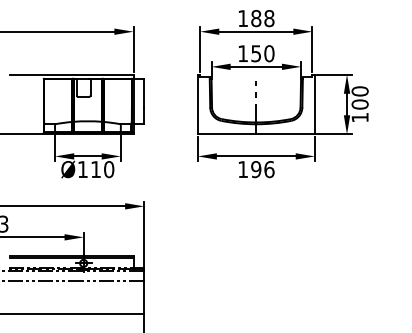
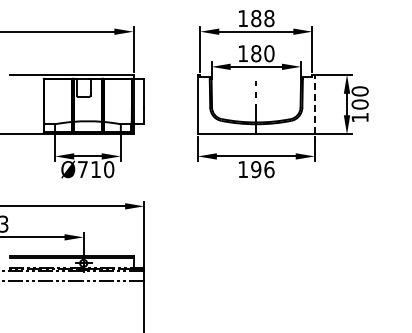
text: 150 -> 180 (256, 53)
line: solid -> dashed (314, 104)
text: Ø110 -> Ø710 (82, 169)
line: present -> none (73, 314)
